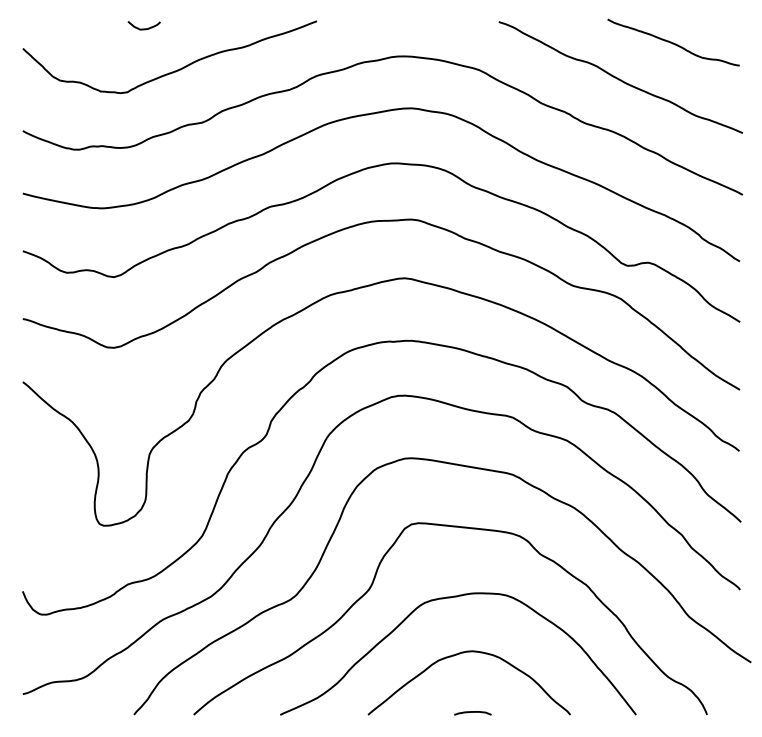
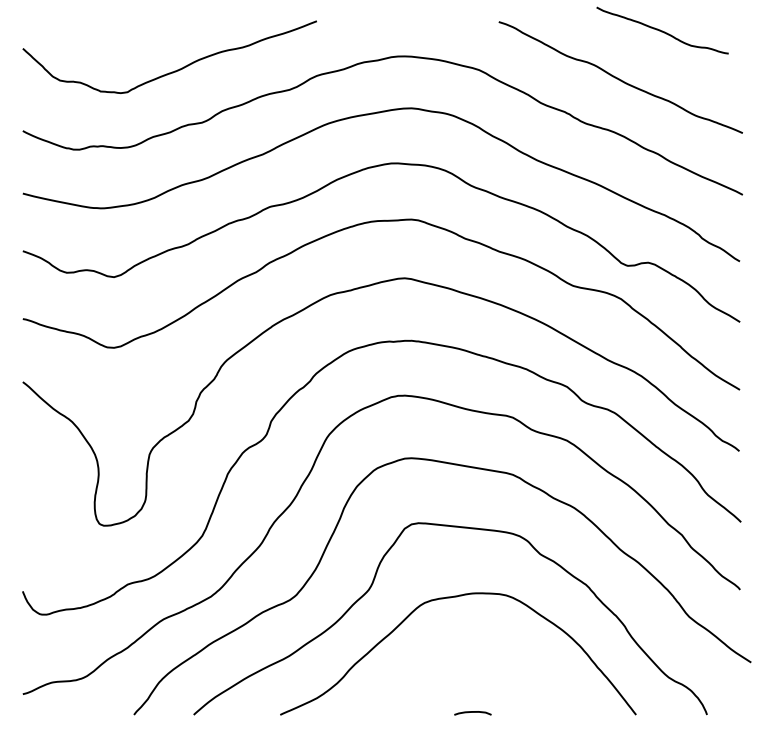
curve: present -> none (143, 28)
curve position: (673, 42) -> (662, 30) (662, 30)
curve: present -> none (460, 654)
